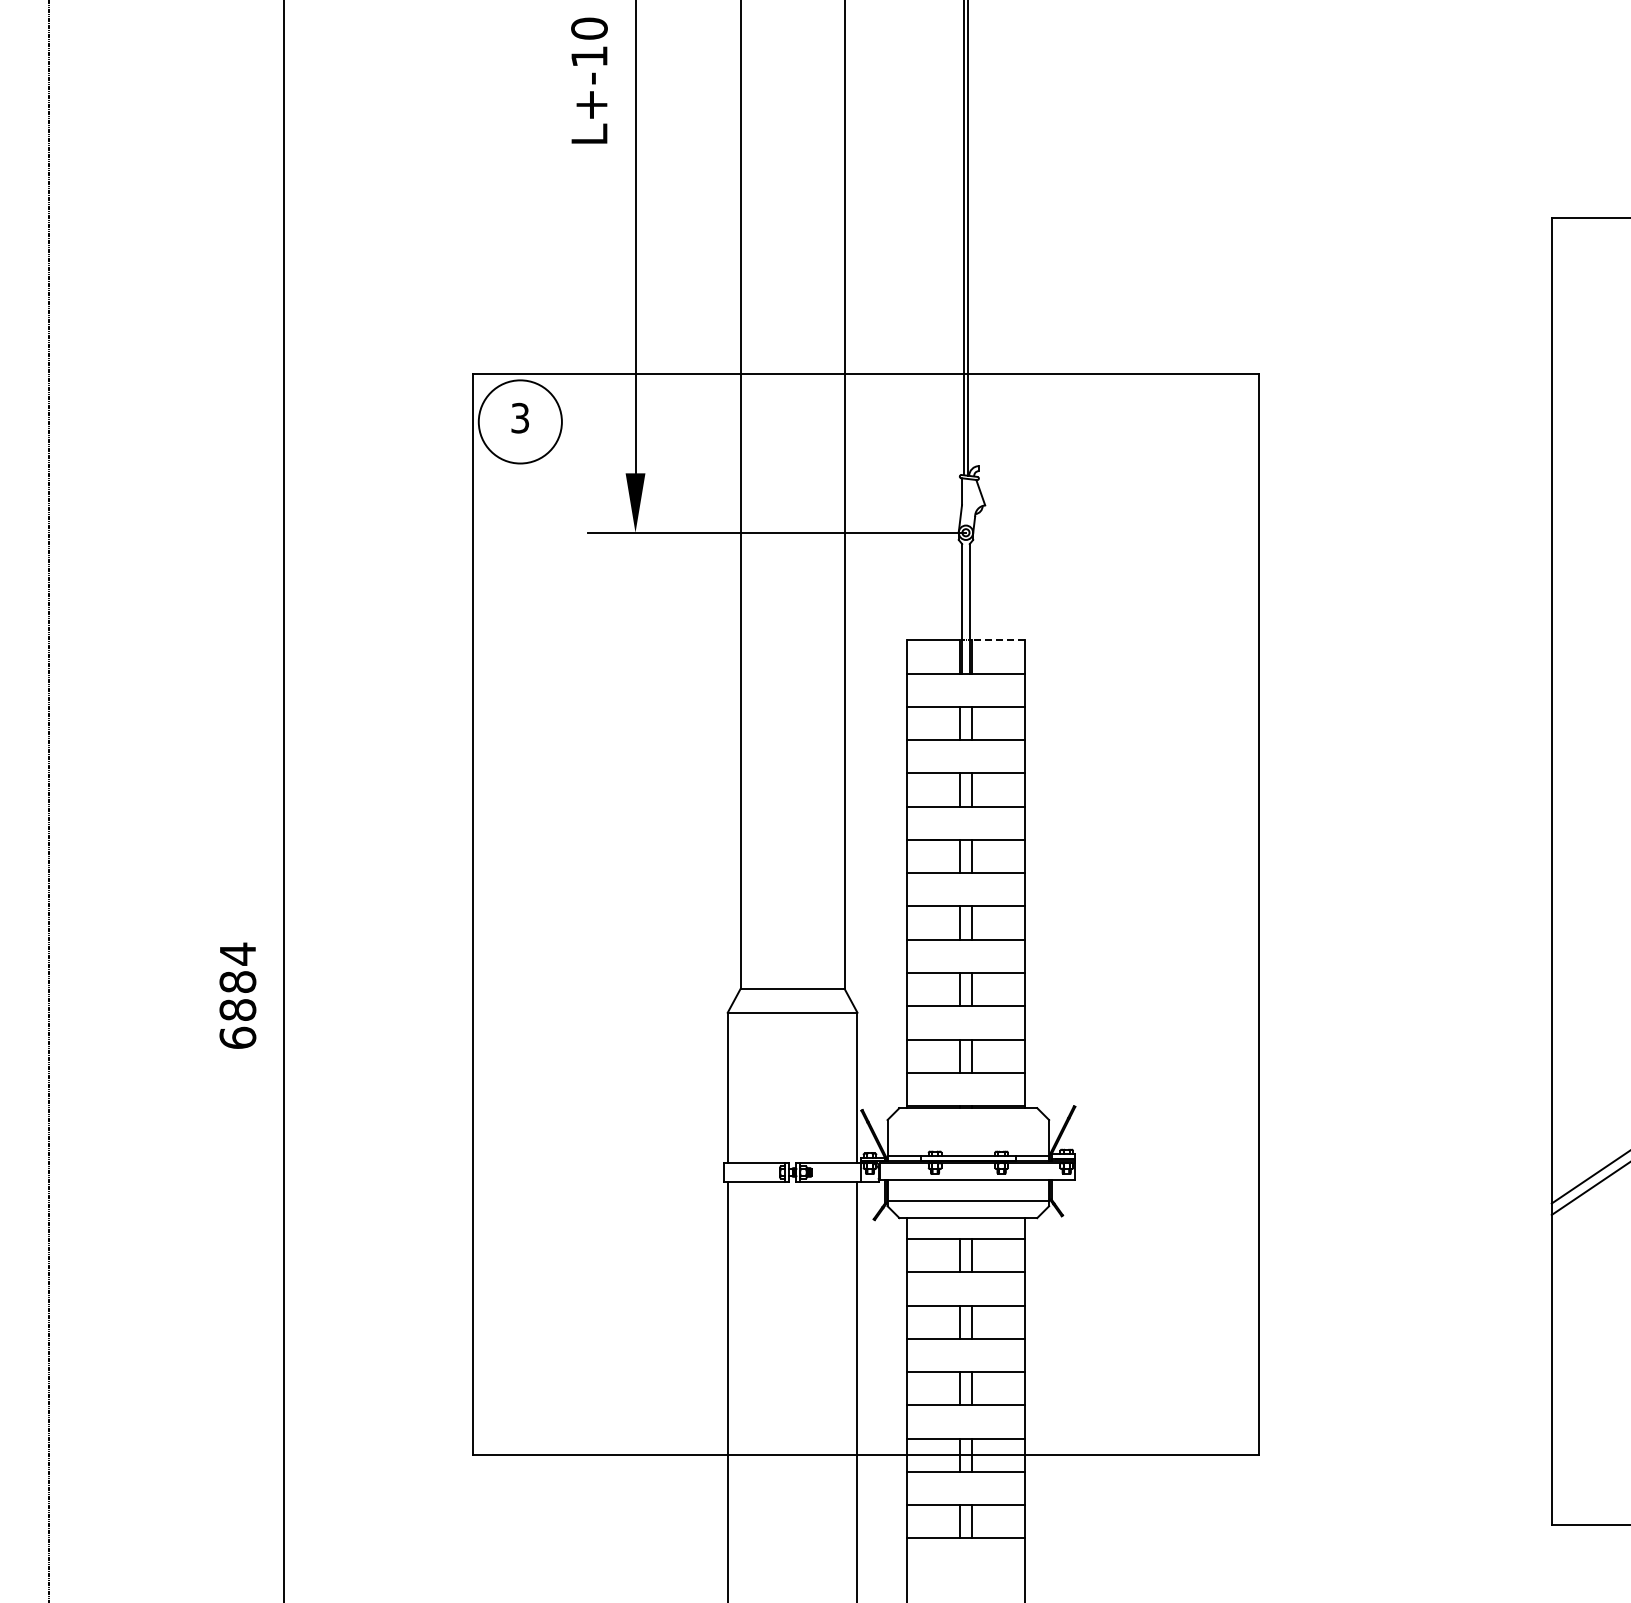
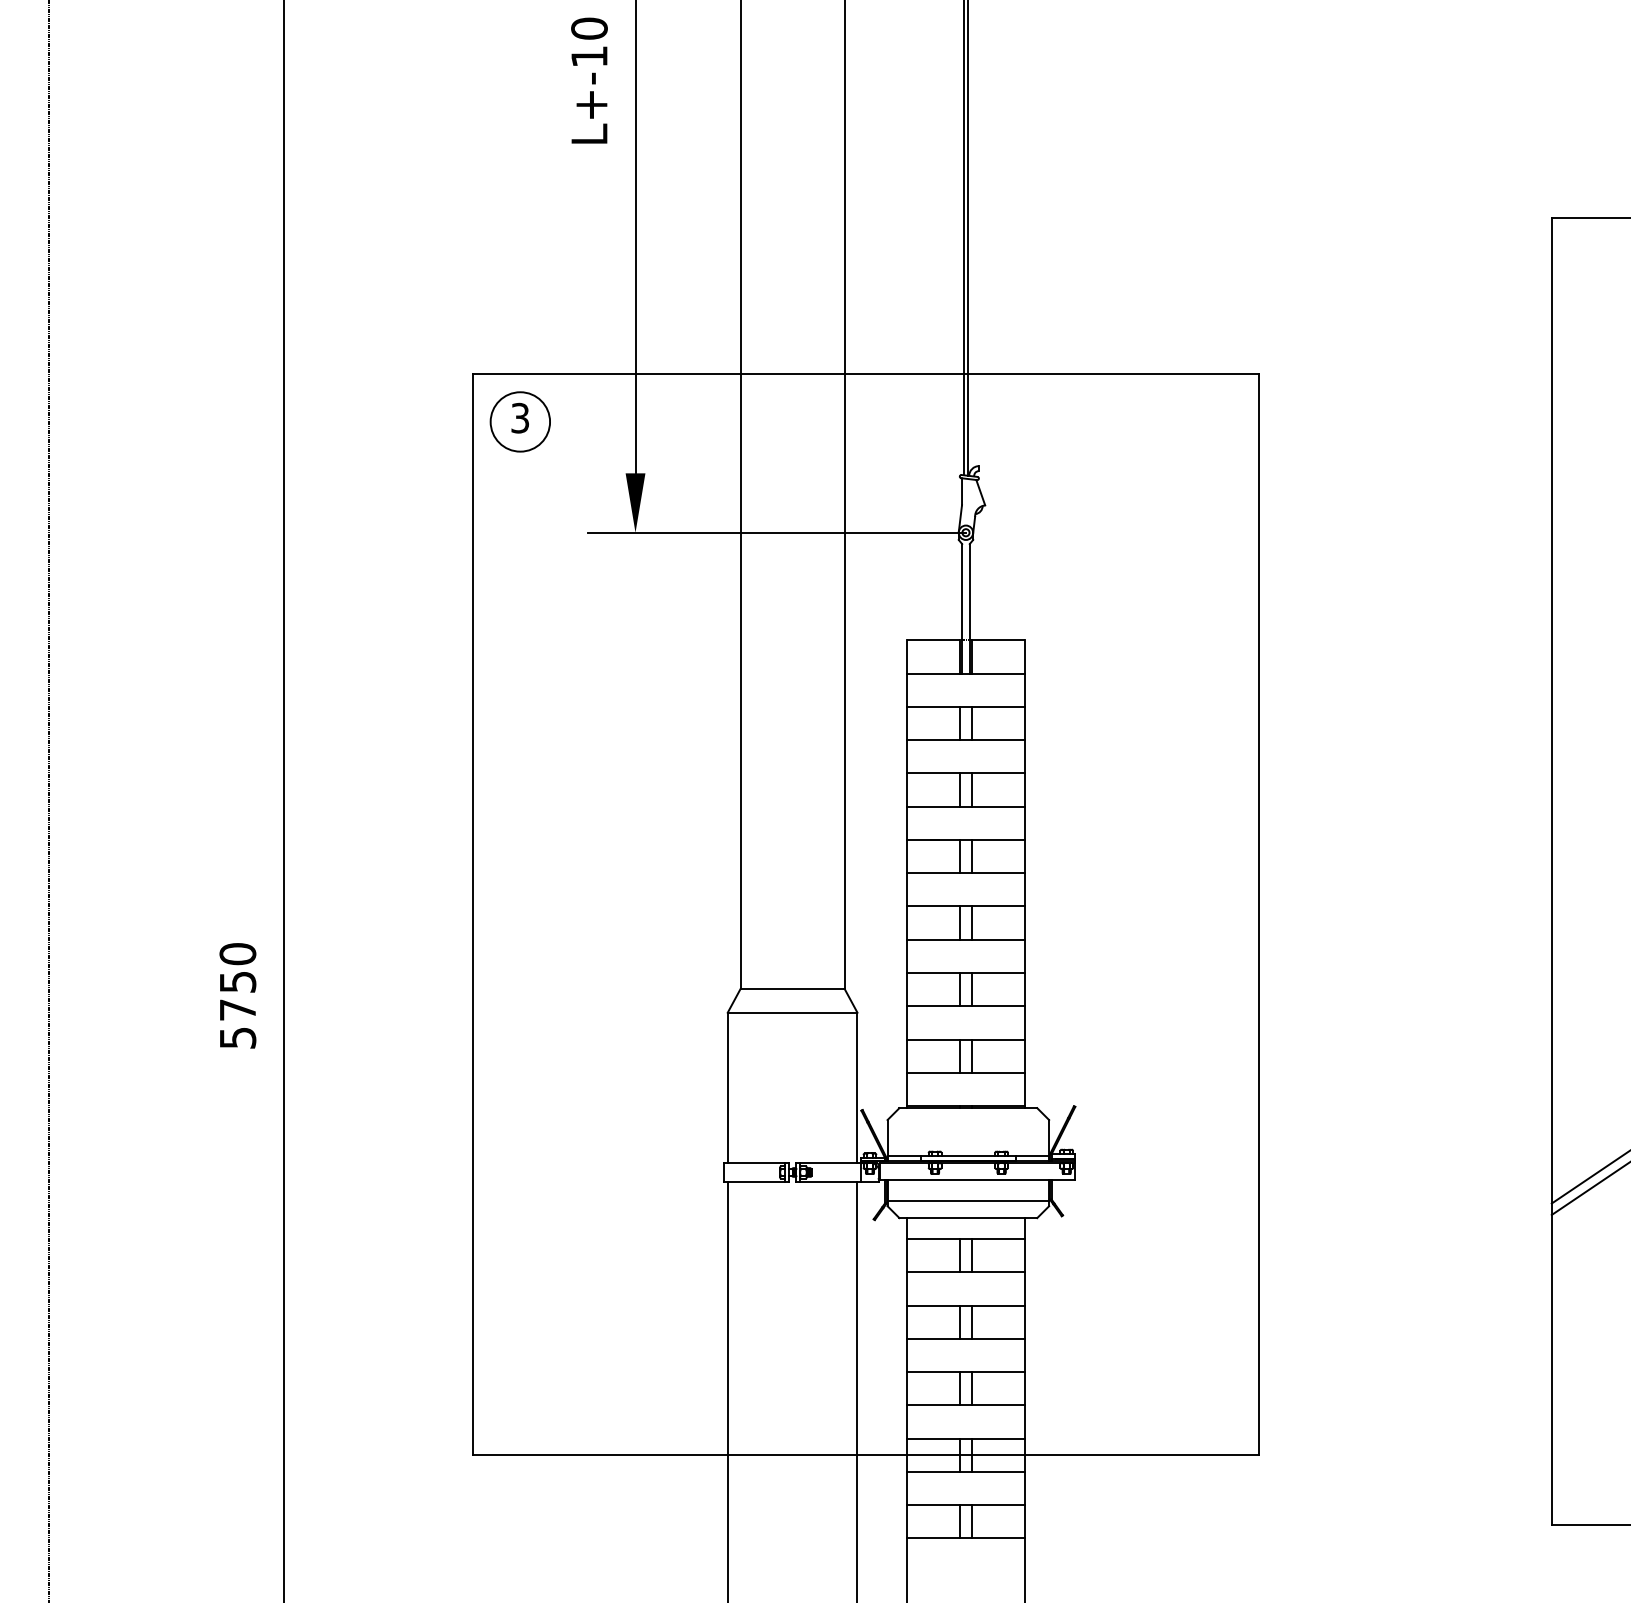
circle diameter: 83 px -> 59 px (520, 421)
line: dashed -> solid (998, 640)
text: 6884 -> 5750 (237, 995)
